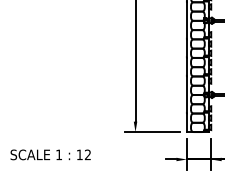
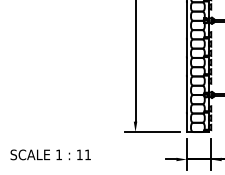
text: 12 -> 11 (87, 154)
